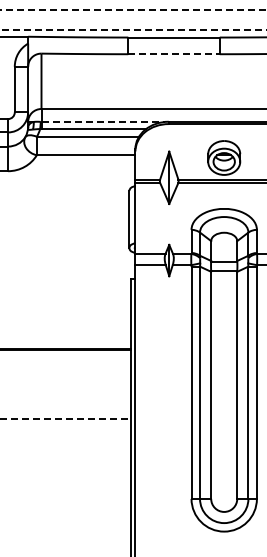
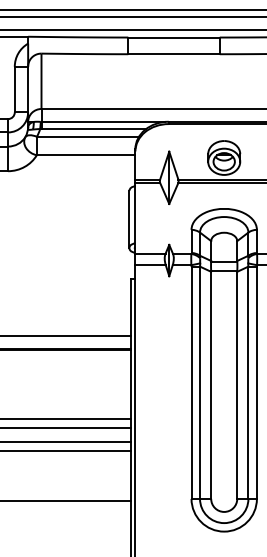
line: dashed -> solid (134, 10)
line: none -> present (132, 16)
line: dashed -> solid (133, 30)
line: dashed -> solid (174, 54)
line: dashed -> solid (103, 121)
line: none -> present (66, 335)
line: dashed -> solid (65, 418)
line: none -> present (66, 428)
line: none -> present (66, 441)
line: none -> present (66, 451)
line: none -> present (66, 501)
